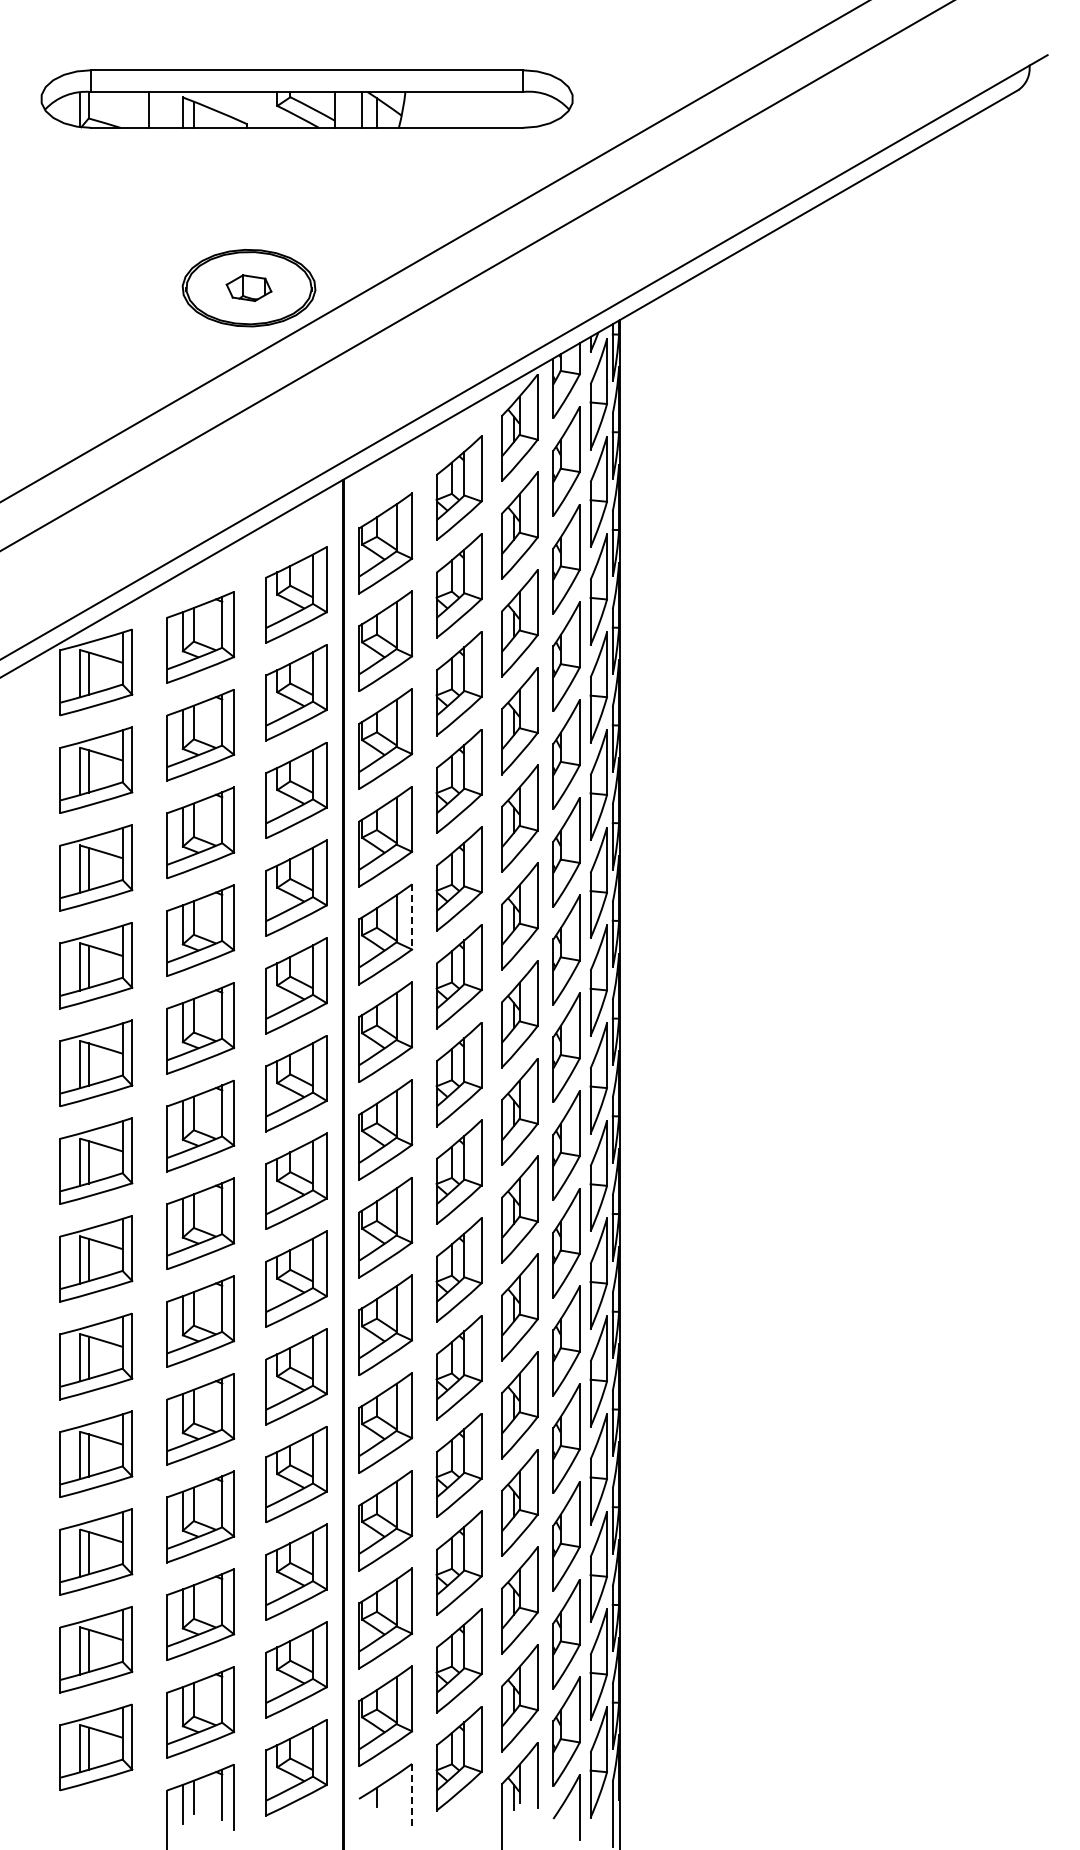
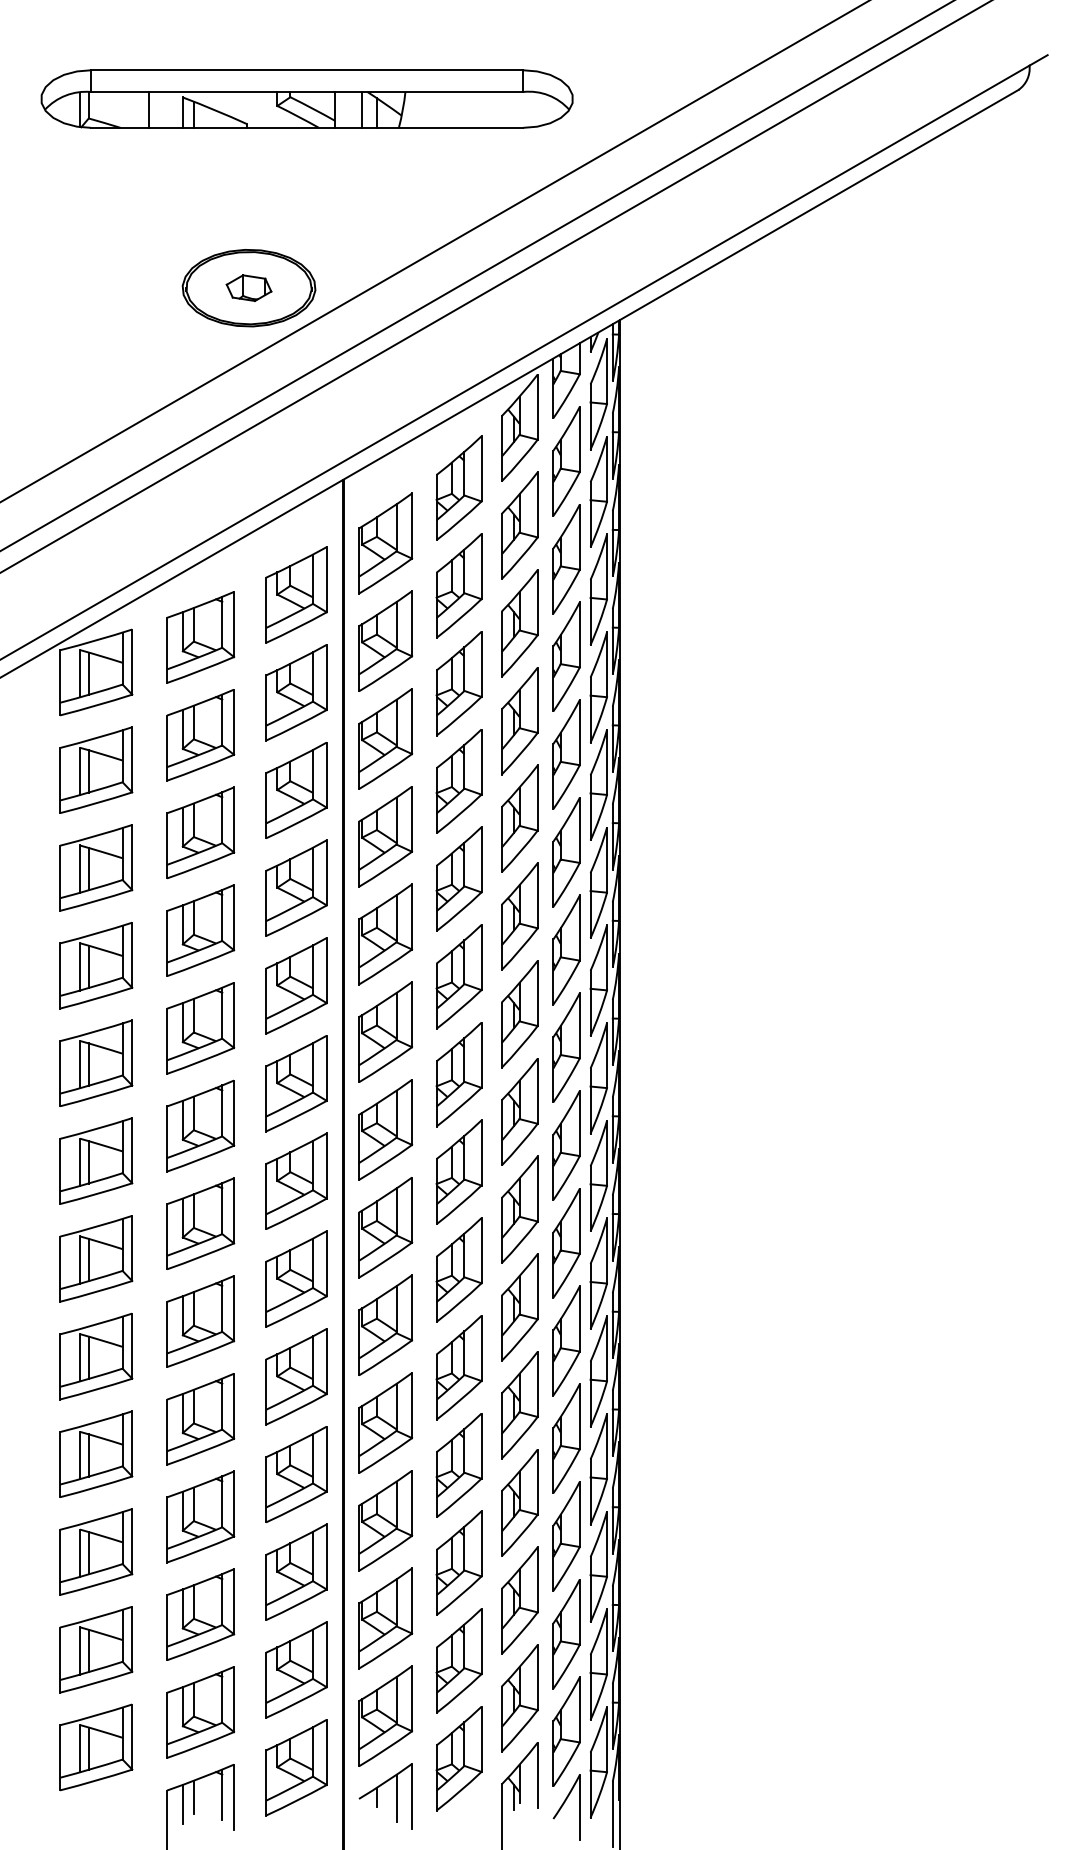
line: none -> present (495, 286)
line: dashed -> solid (412, 916)
line: dashed -> solid (412, 1796)
line: none -> present (396, 1797)
